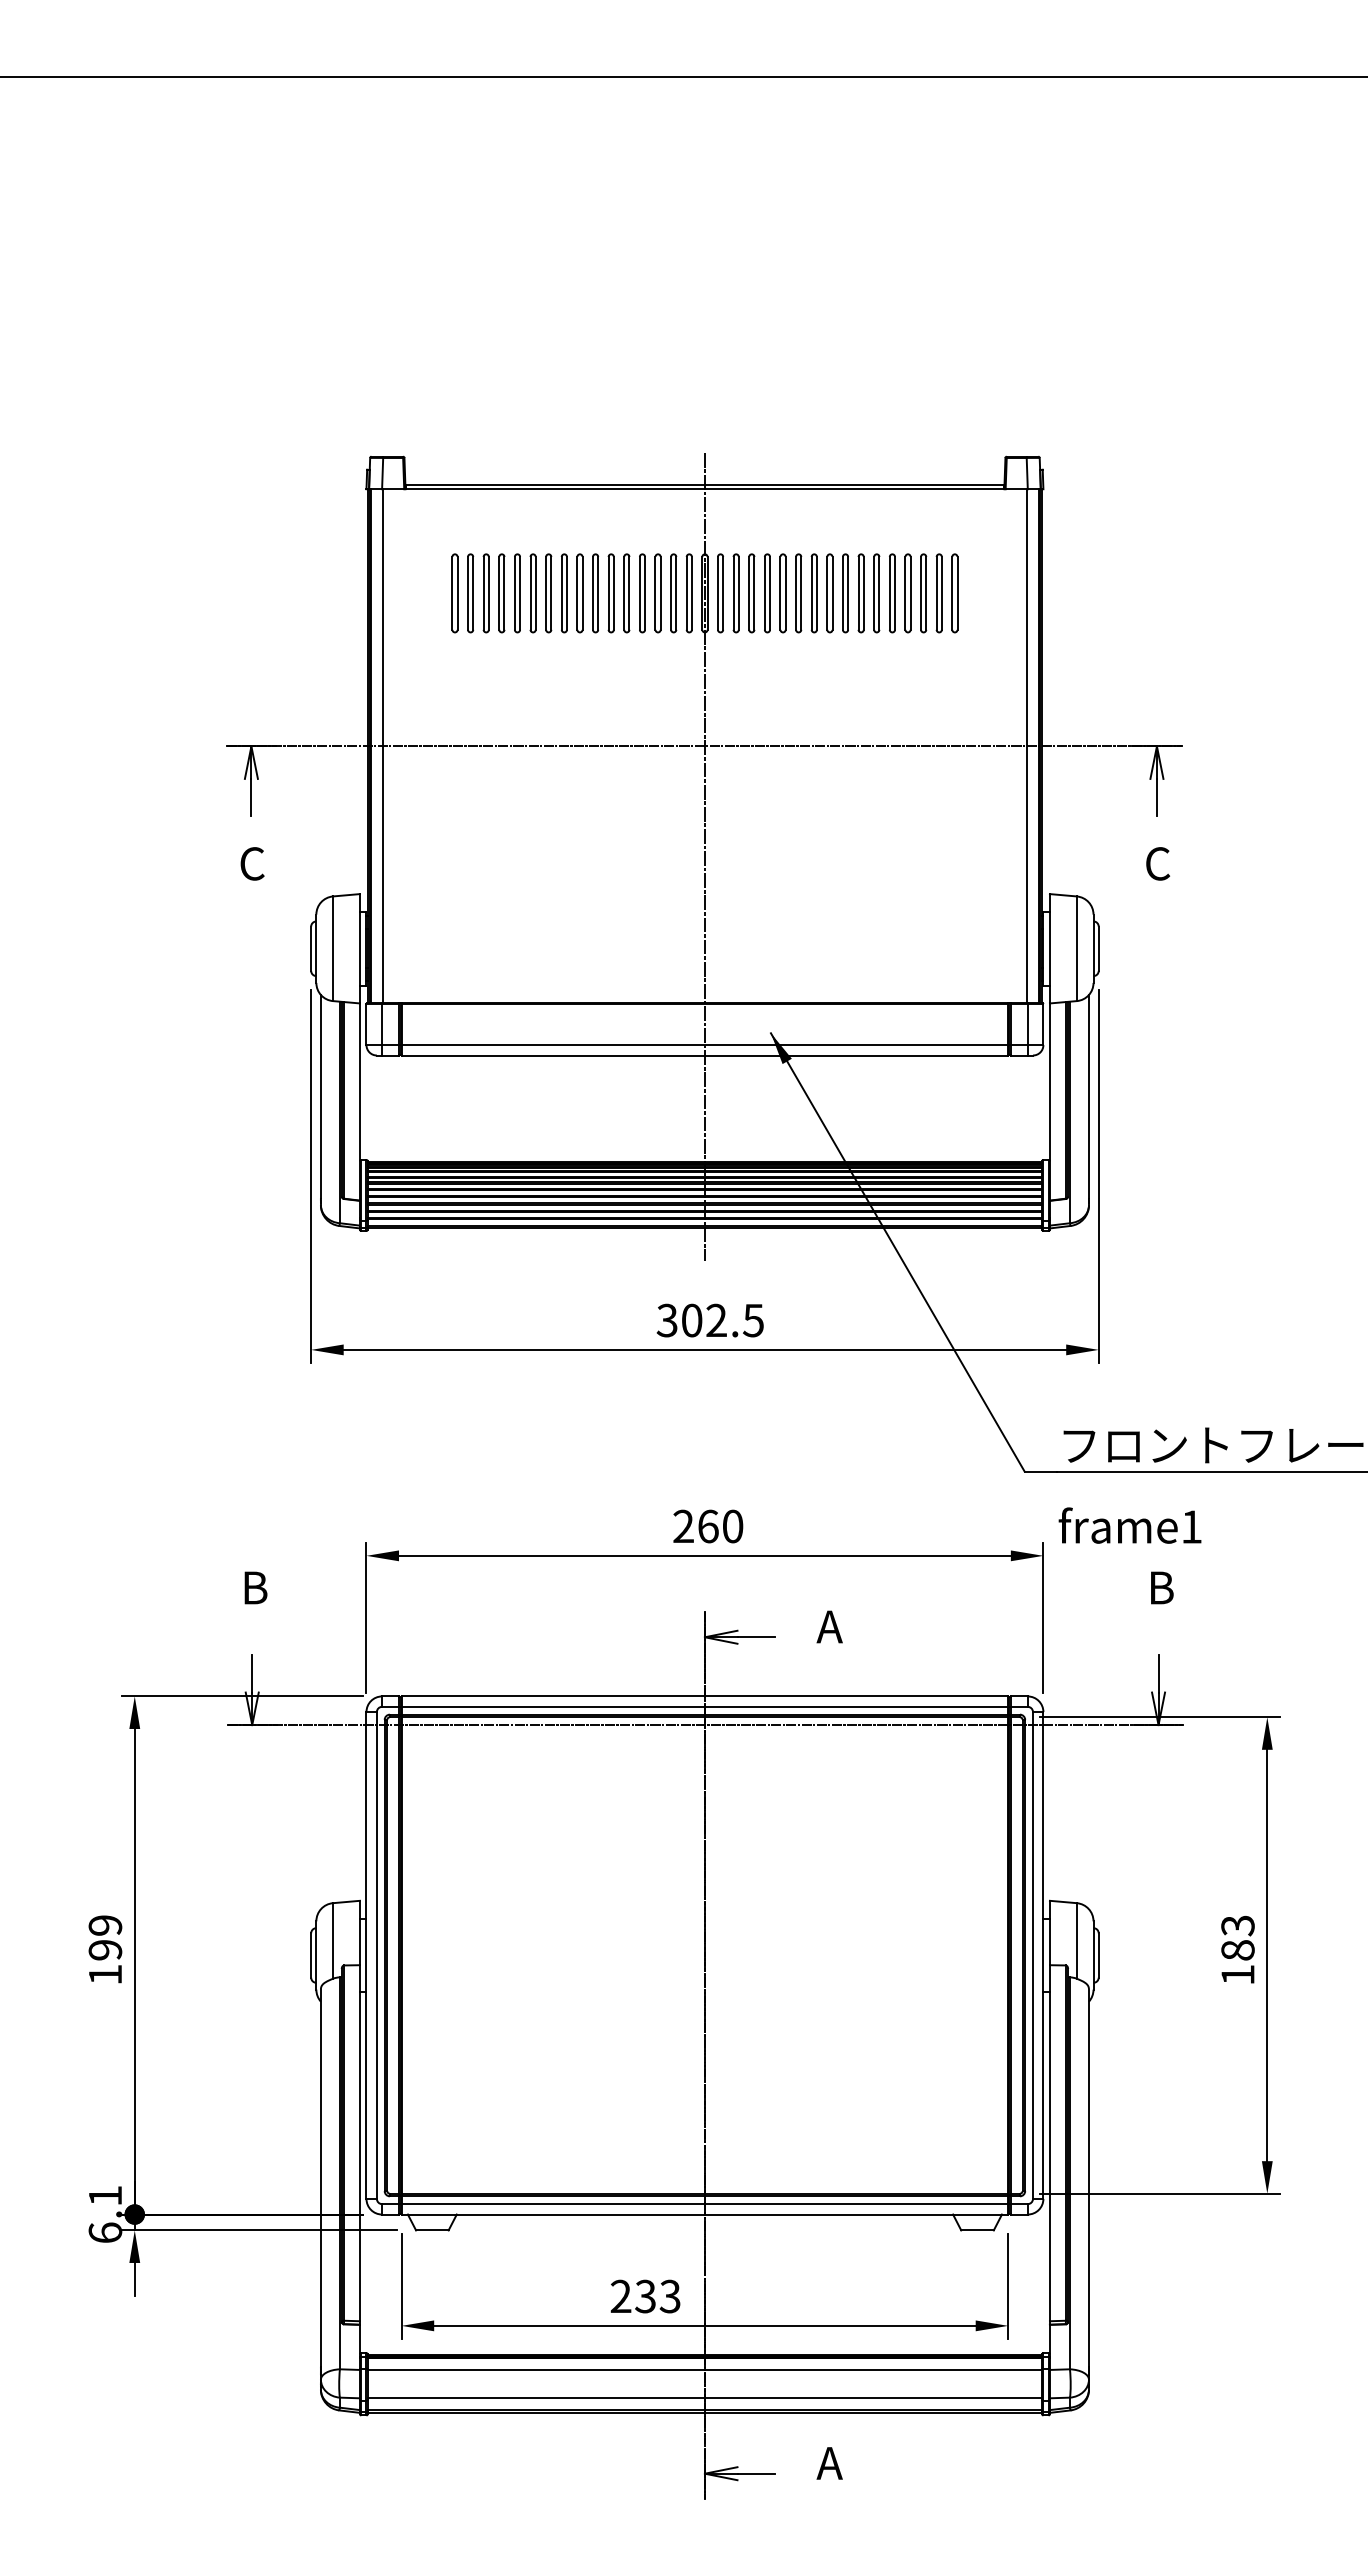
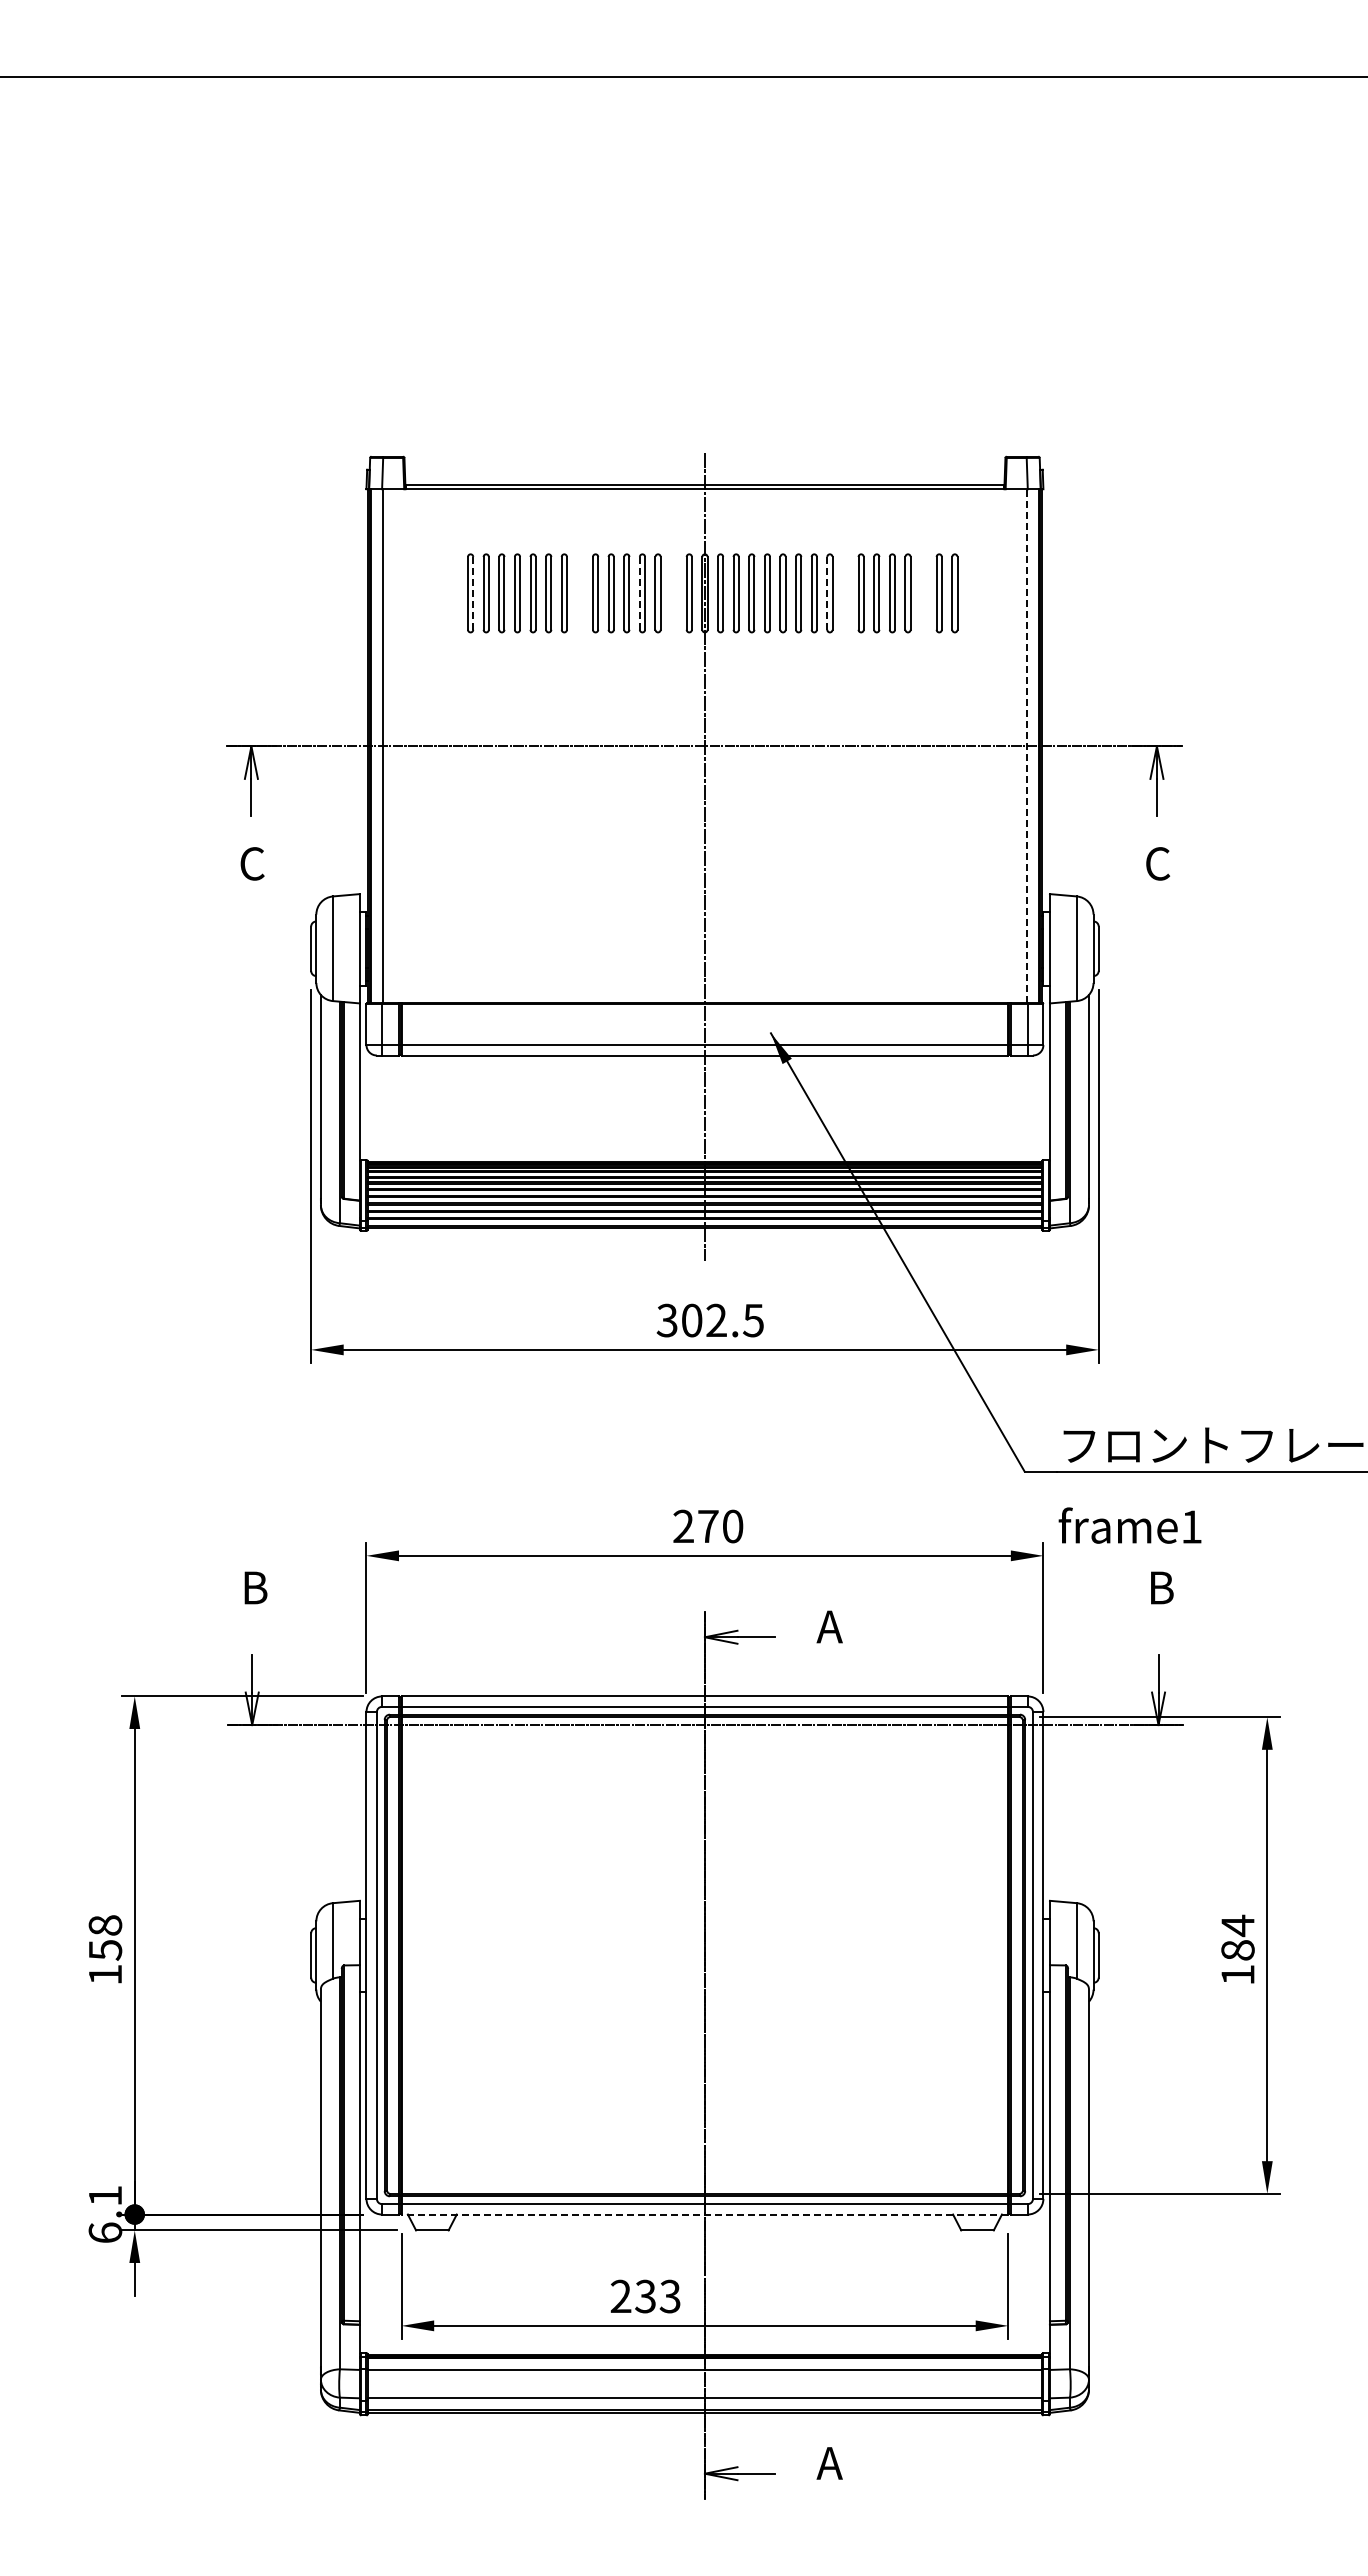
line: solid -> dashed (639, 592)
line: solid -> dashed (827, 592)
part: present -> none (454, 593)
line: solid -> dashed (473, 593)
part: present -> none (579, 593)
part: present -> none (673, 593)
part: present -> none (845, 593)
part: present -> none (923, 593)
line: solid -> dashed (1027, 745)
text: 260 -> 270 (708, 1526)
text: 183 -> 184 (1237, 1925)
text: 199 -> 158 (105, 1937)
line: solid -> dashed (704, 2214)
